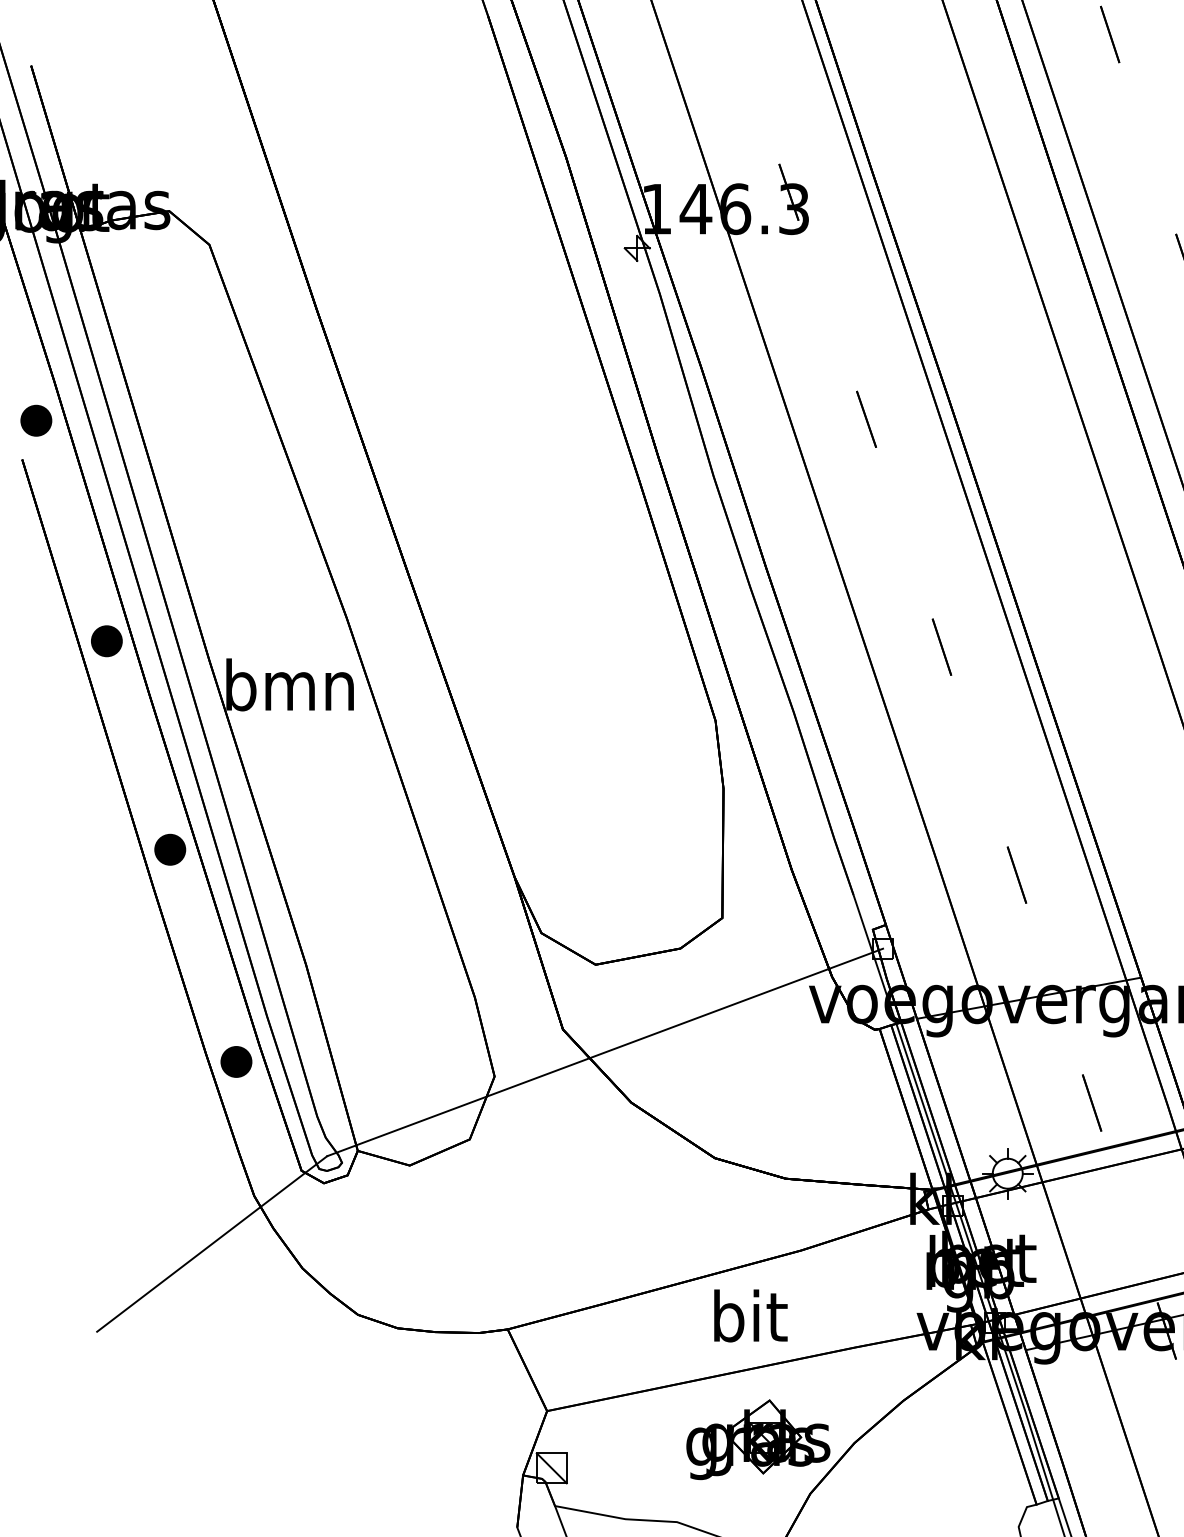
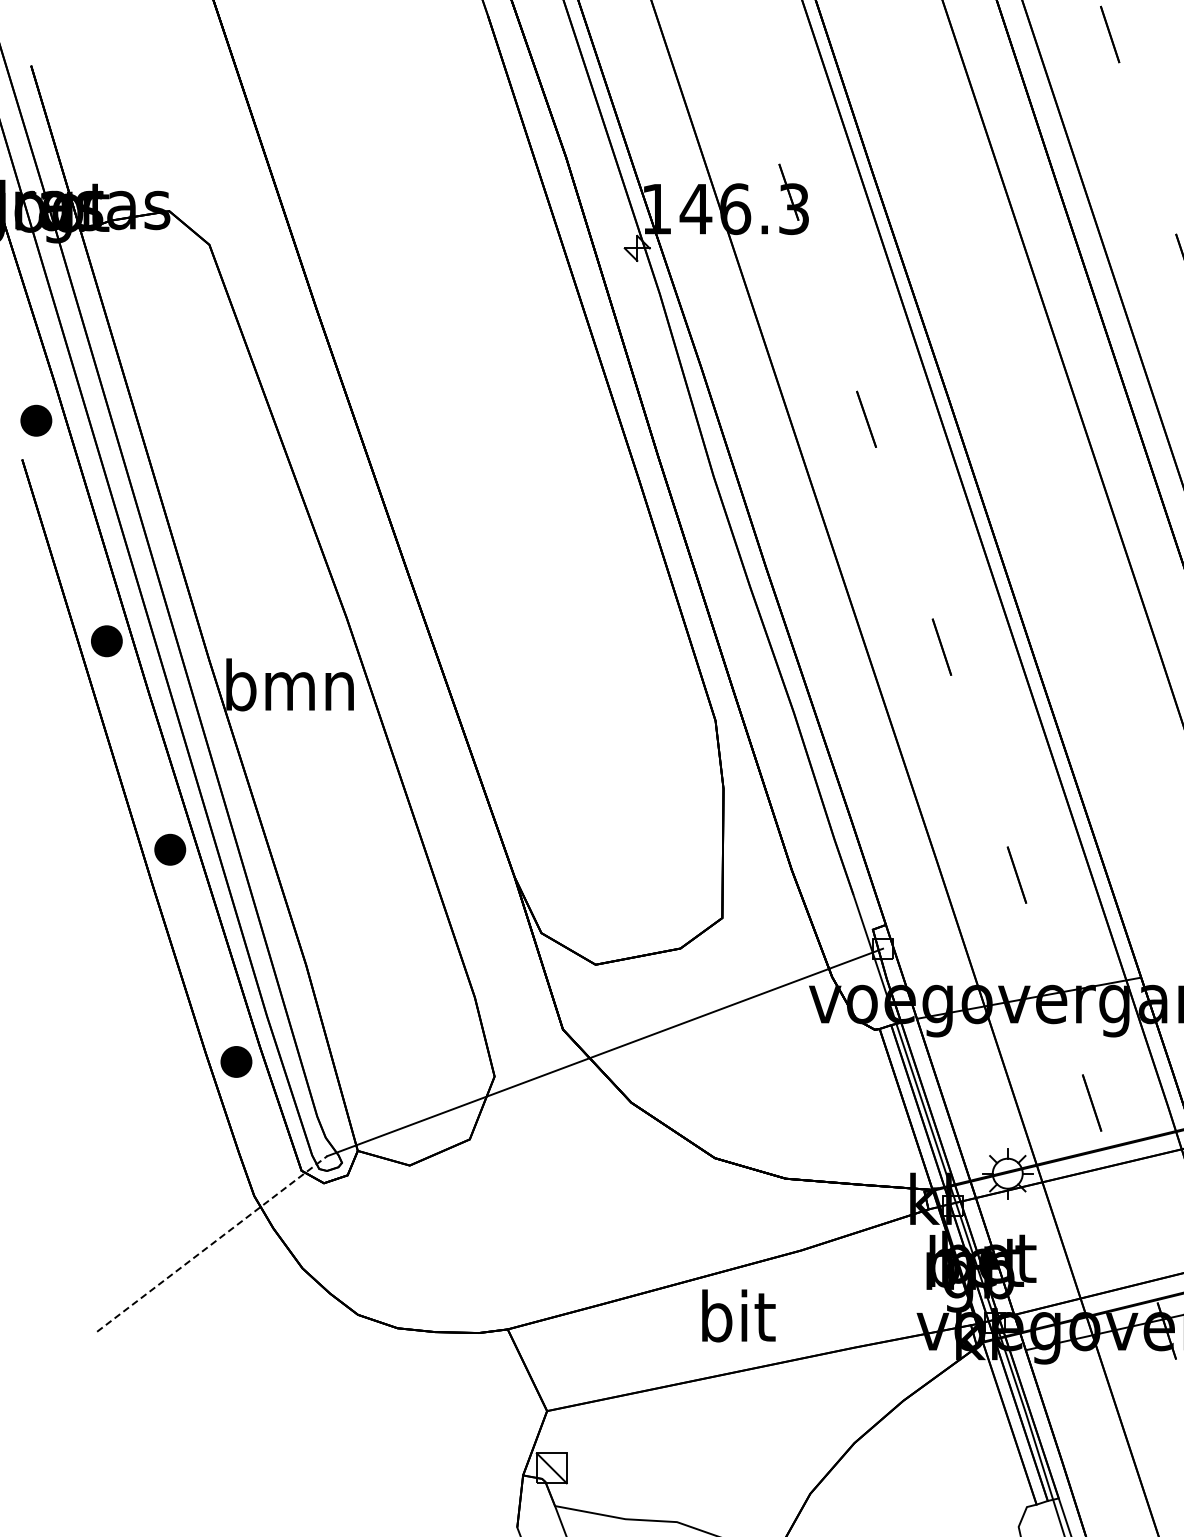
line: solid -> dashed (212, 1243)
text position: (750, 1315) -> (738, 1315) (738, 1315)
part: present -> none (758, 1439)
